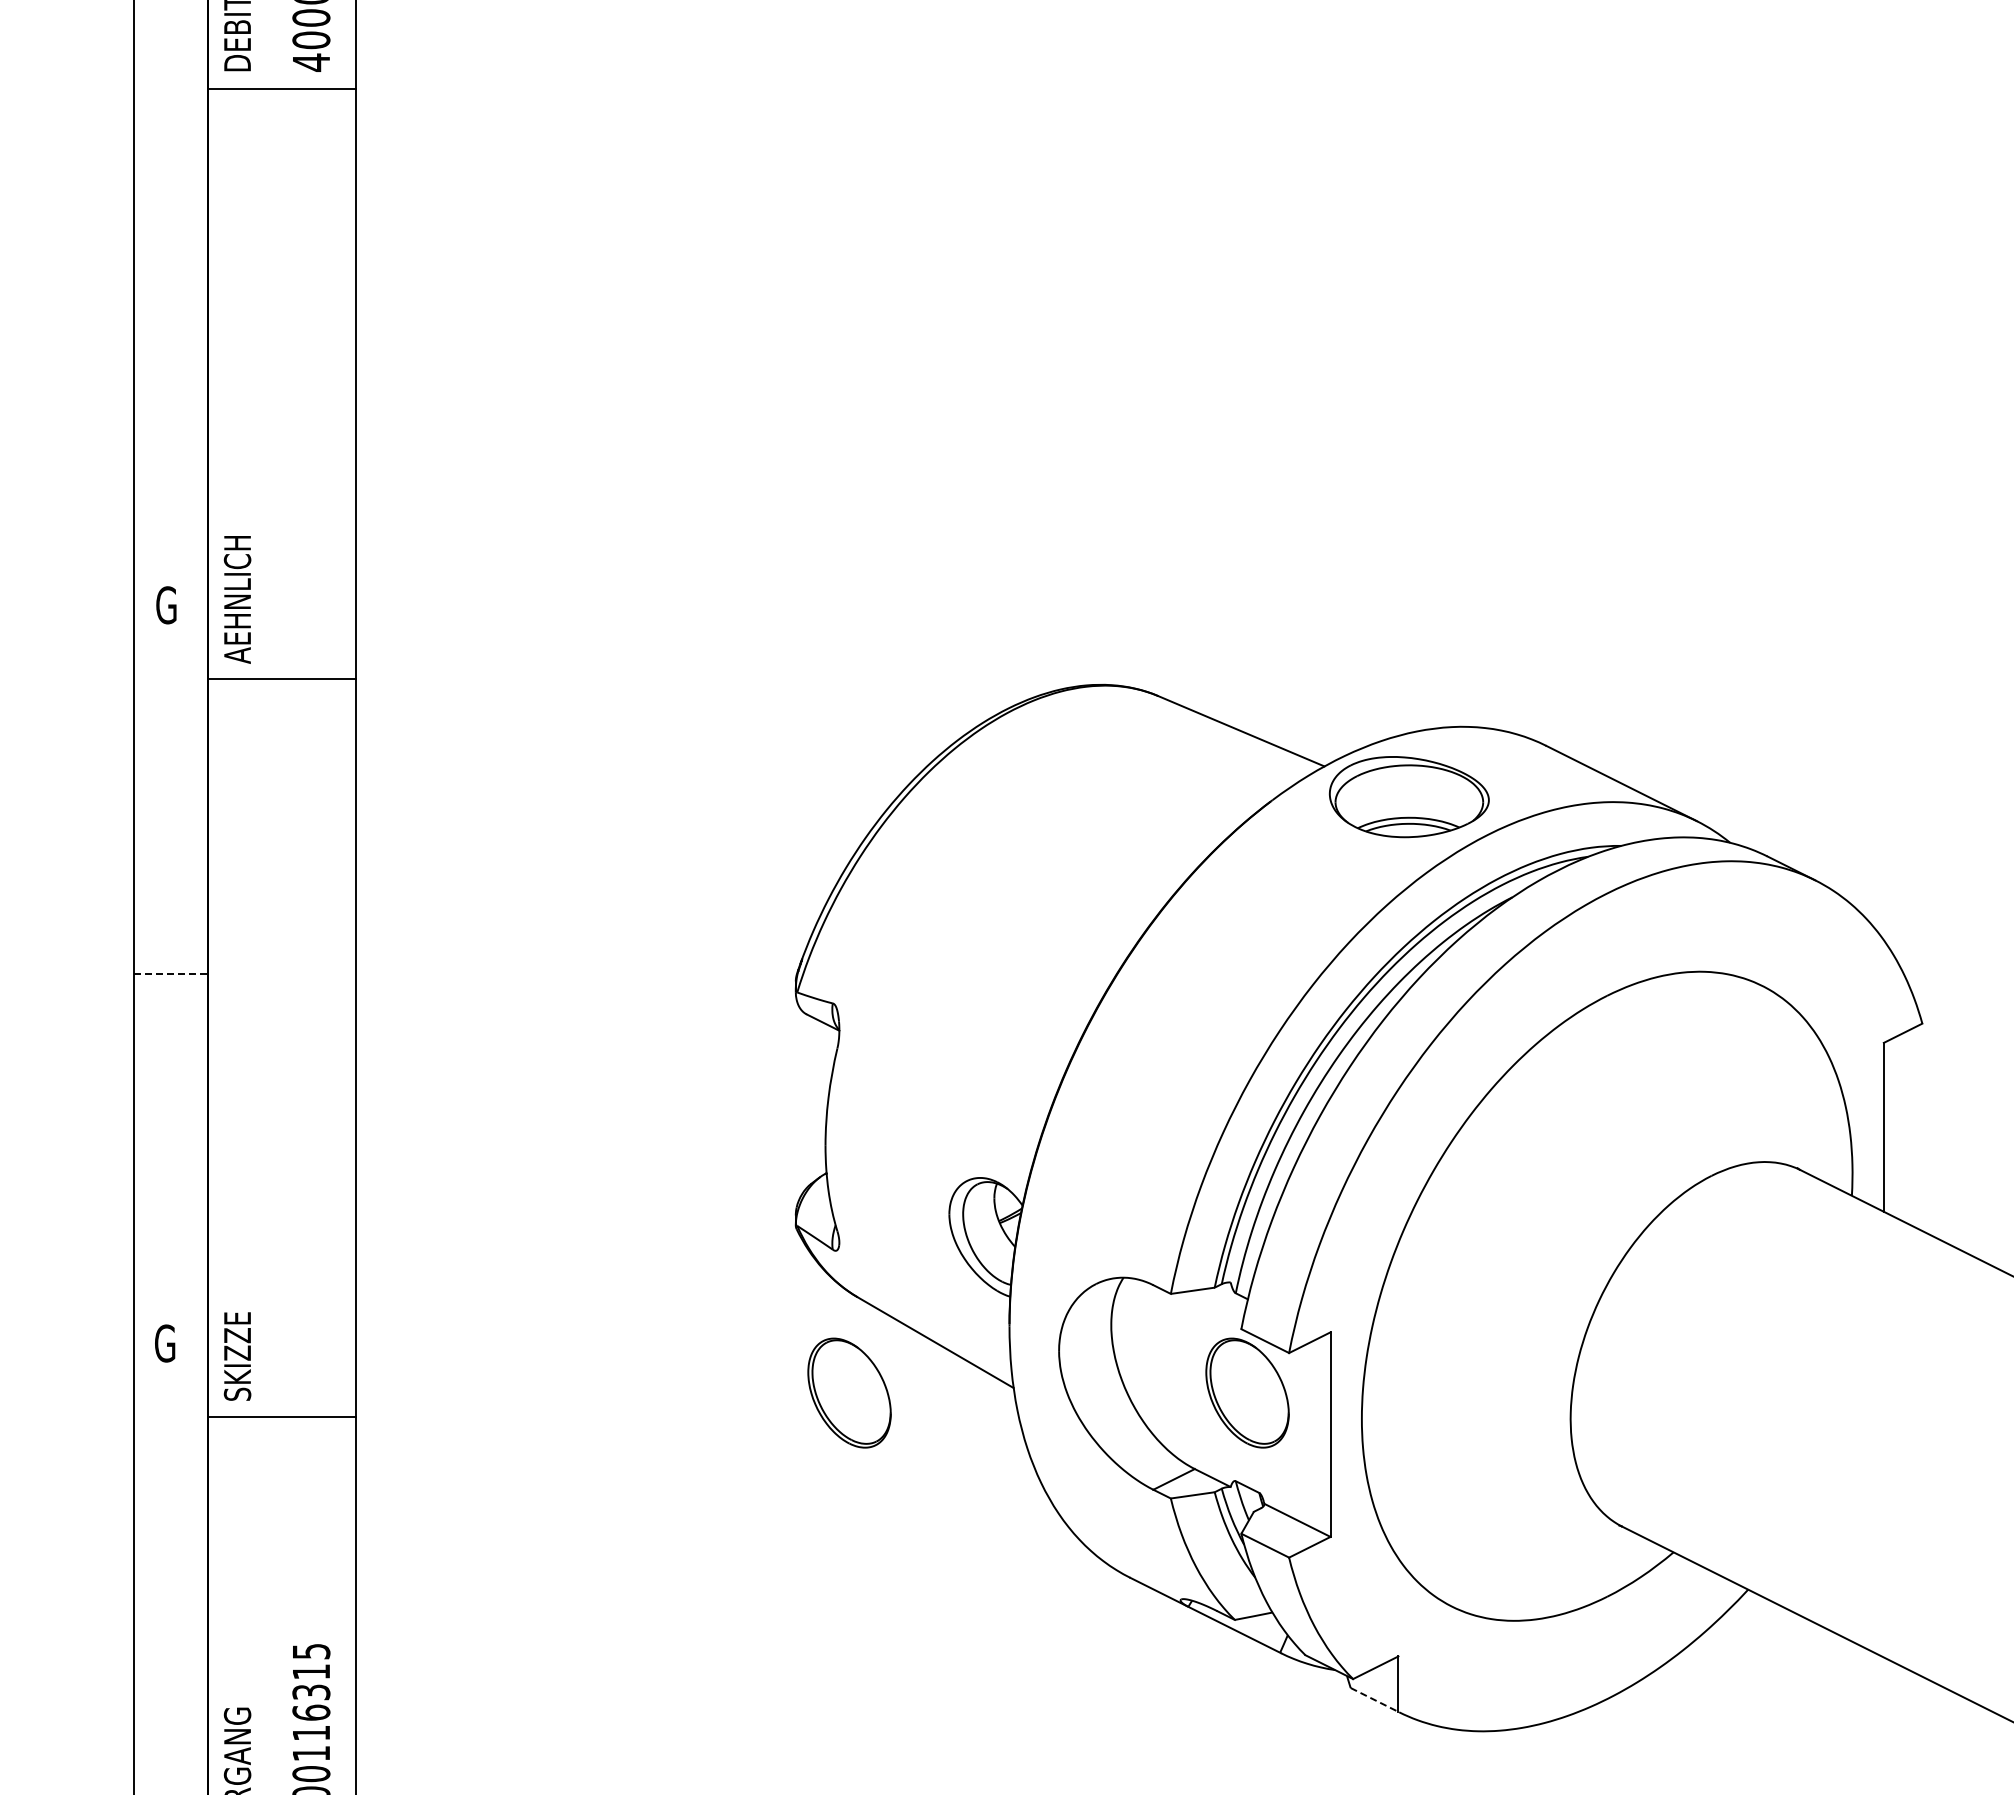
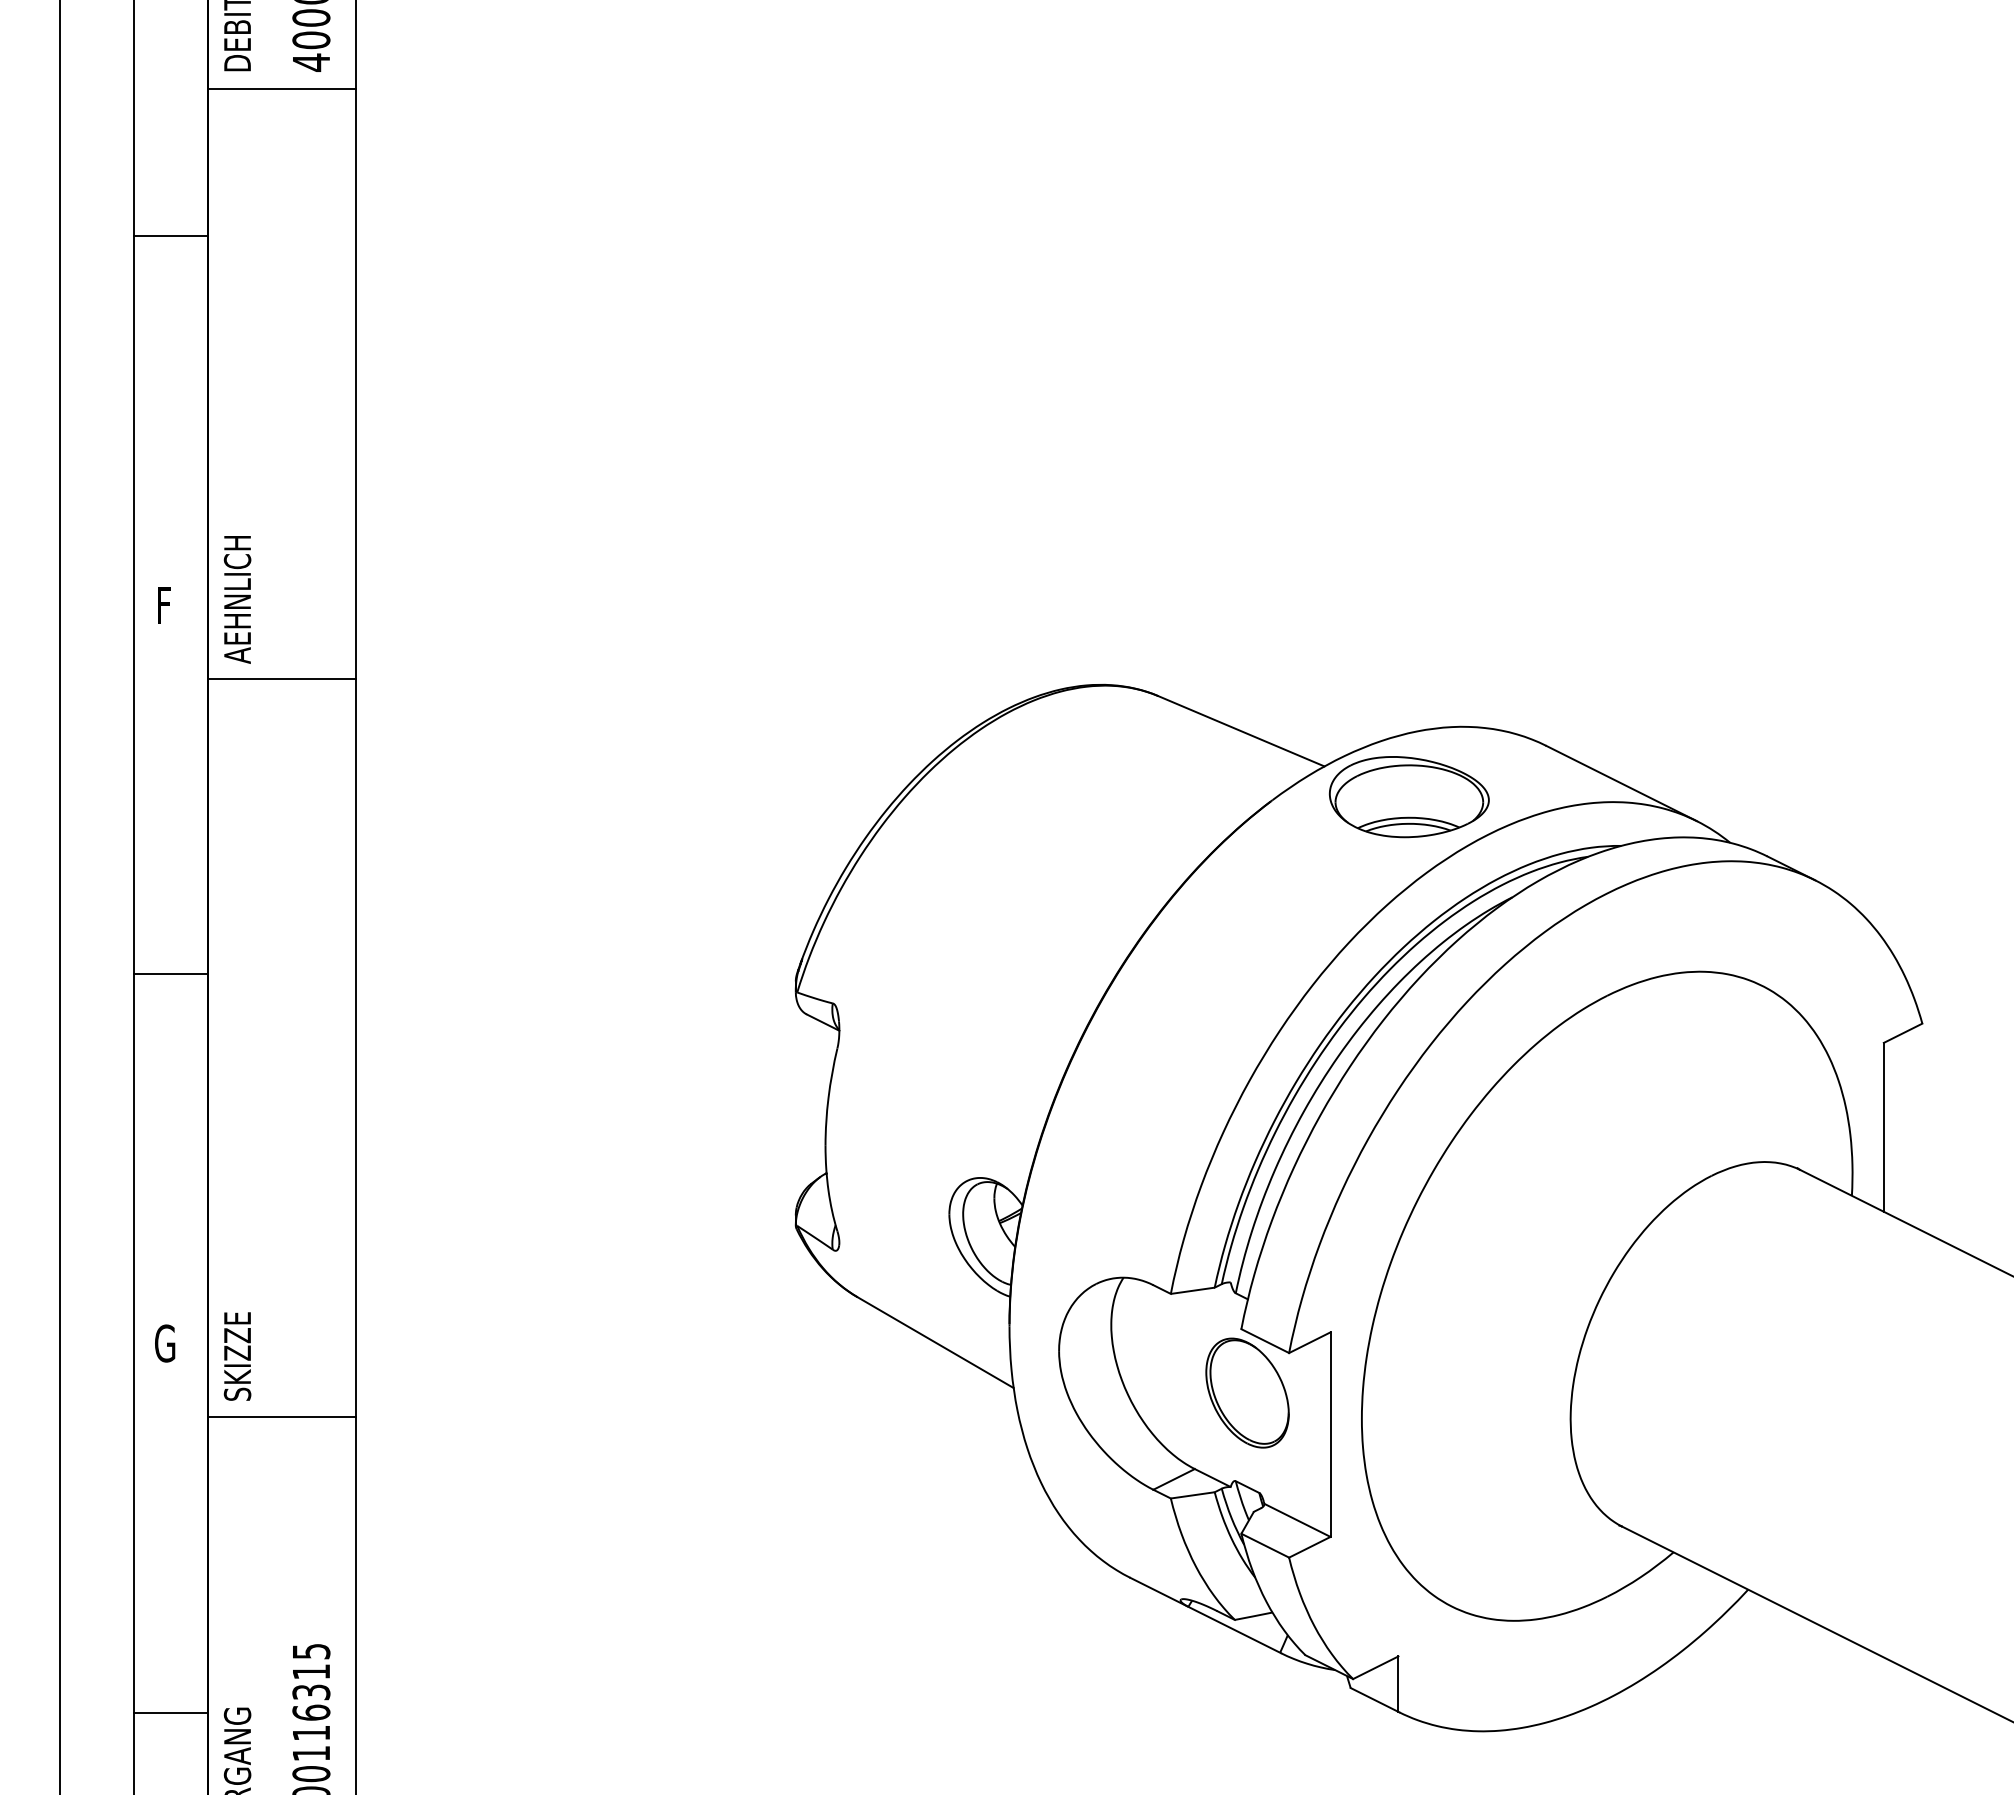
line: none -> present (171, 236)
text: G -> F (166, 605)
line: none -> present (60, 896)
line: dashed -> solid (171, 974)
part: present -> none (849, 1392)
line: dashed -> solid (1375, 1700)
line: none -> present (171, 1712)
